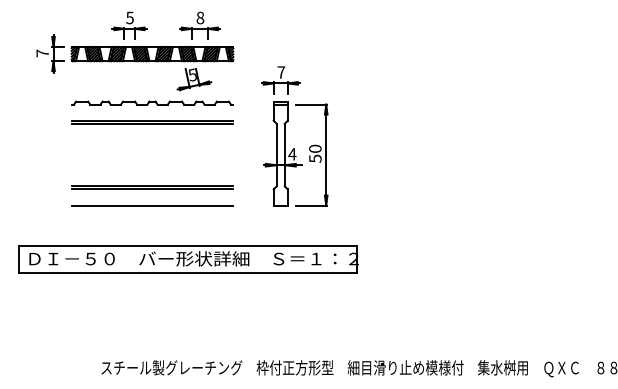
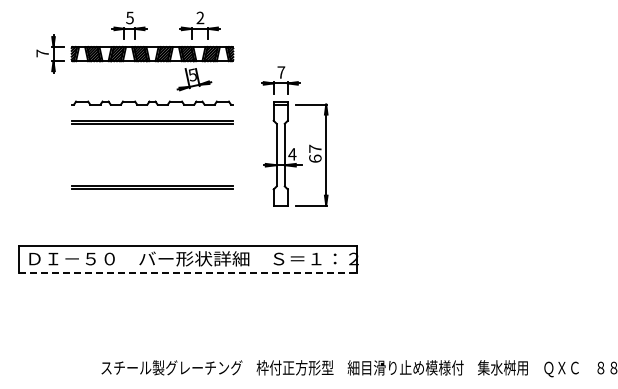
text: 8 -> 2 (200, 17)
text: 50 -> 67 (315, 153)
line: present -> none (152, 205)
line: solid -> dashed (188, 272)
